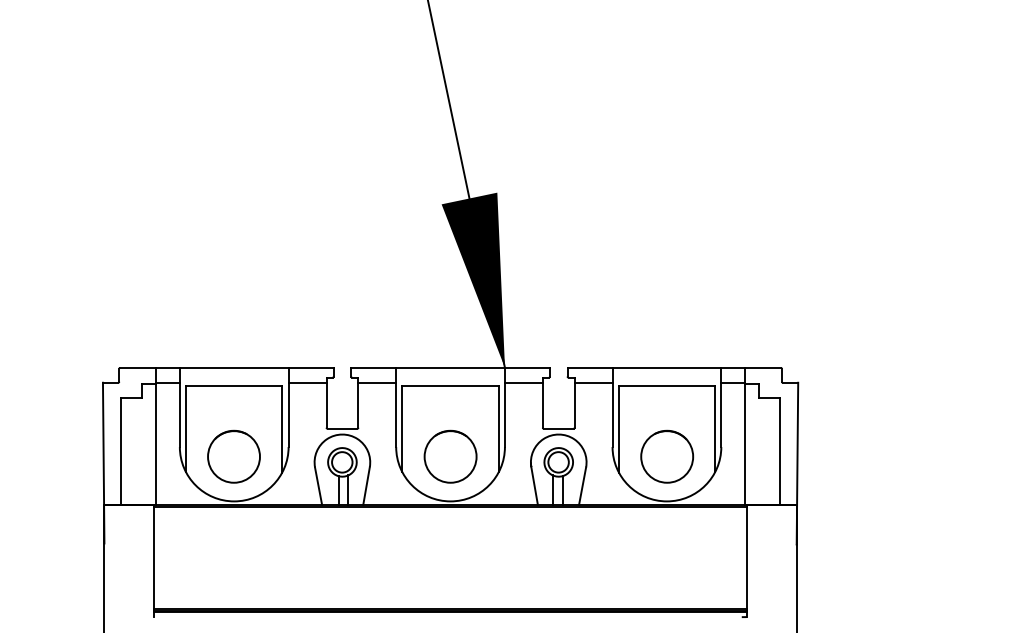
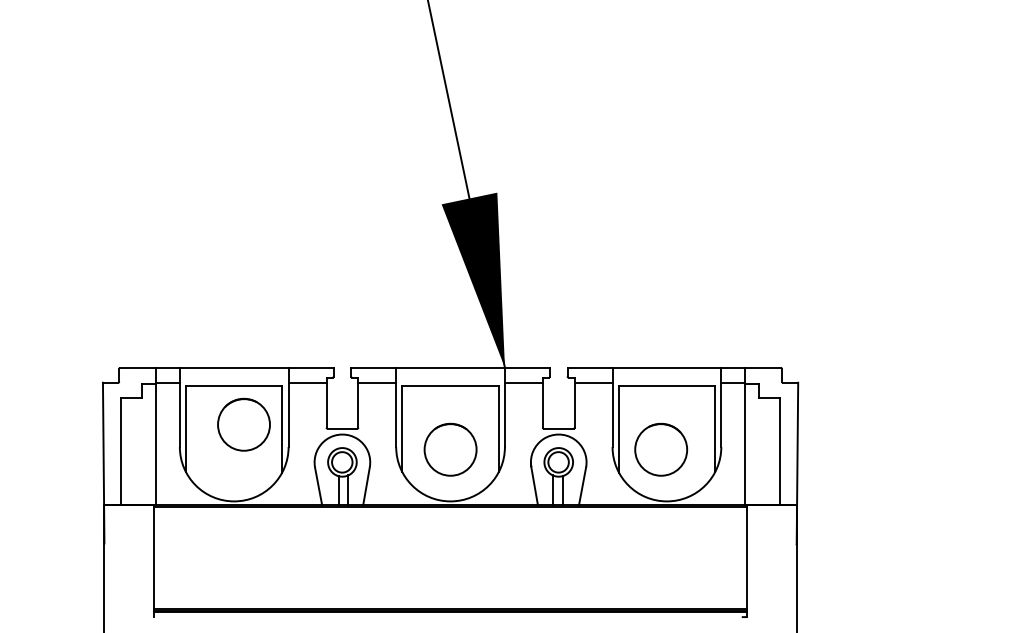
part position: (233, 456) -> (243, 424) (243, 424)
part position: (450, 456) -> (450, 449) (450, 449)
part position: (667, 456) -> (661, 449) (661, 449)
